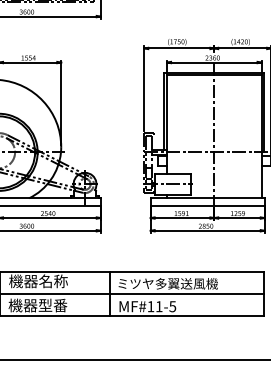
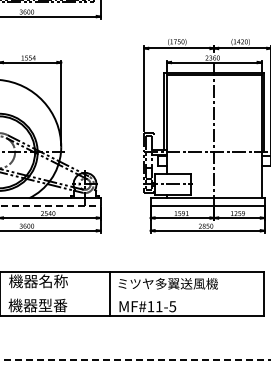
line: solid -> dashed (50, 205)
line: present -> none (132, 293)
line: solid -> dashed (134, 359)
